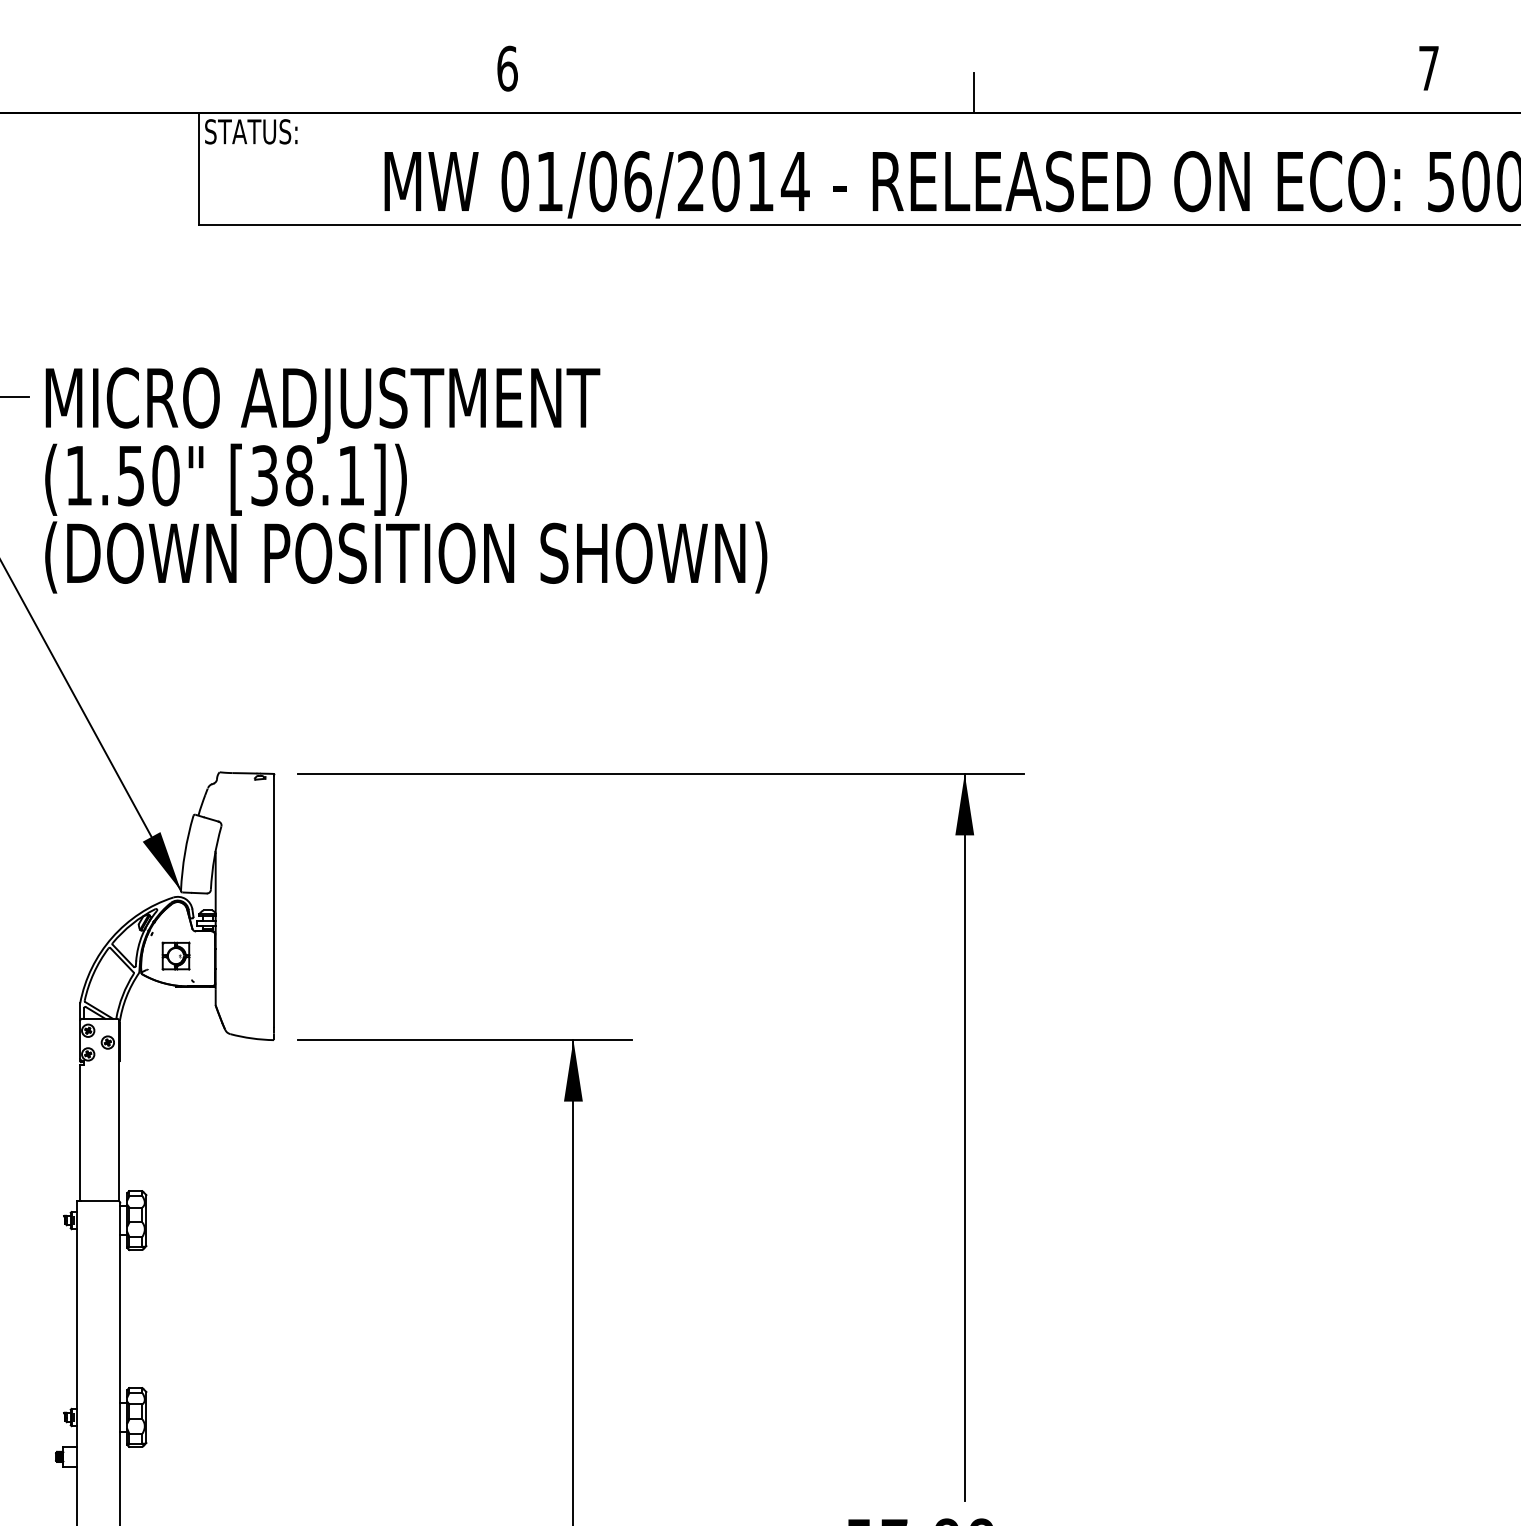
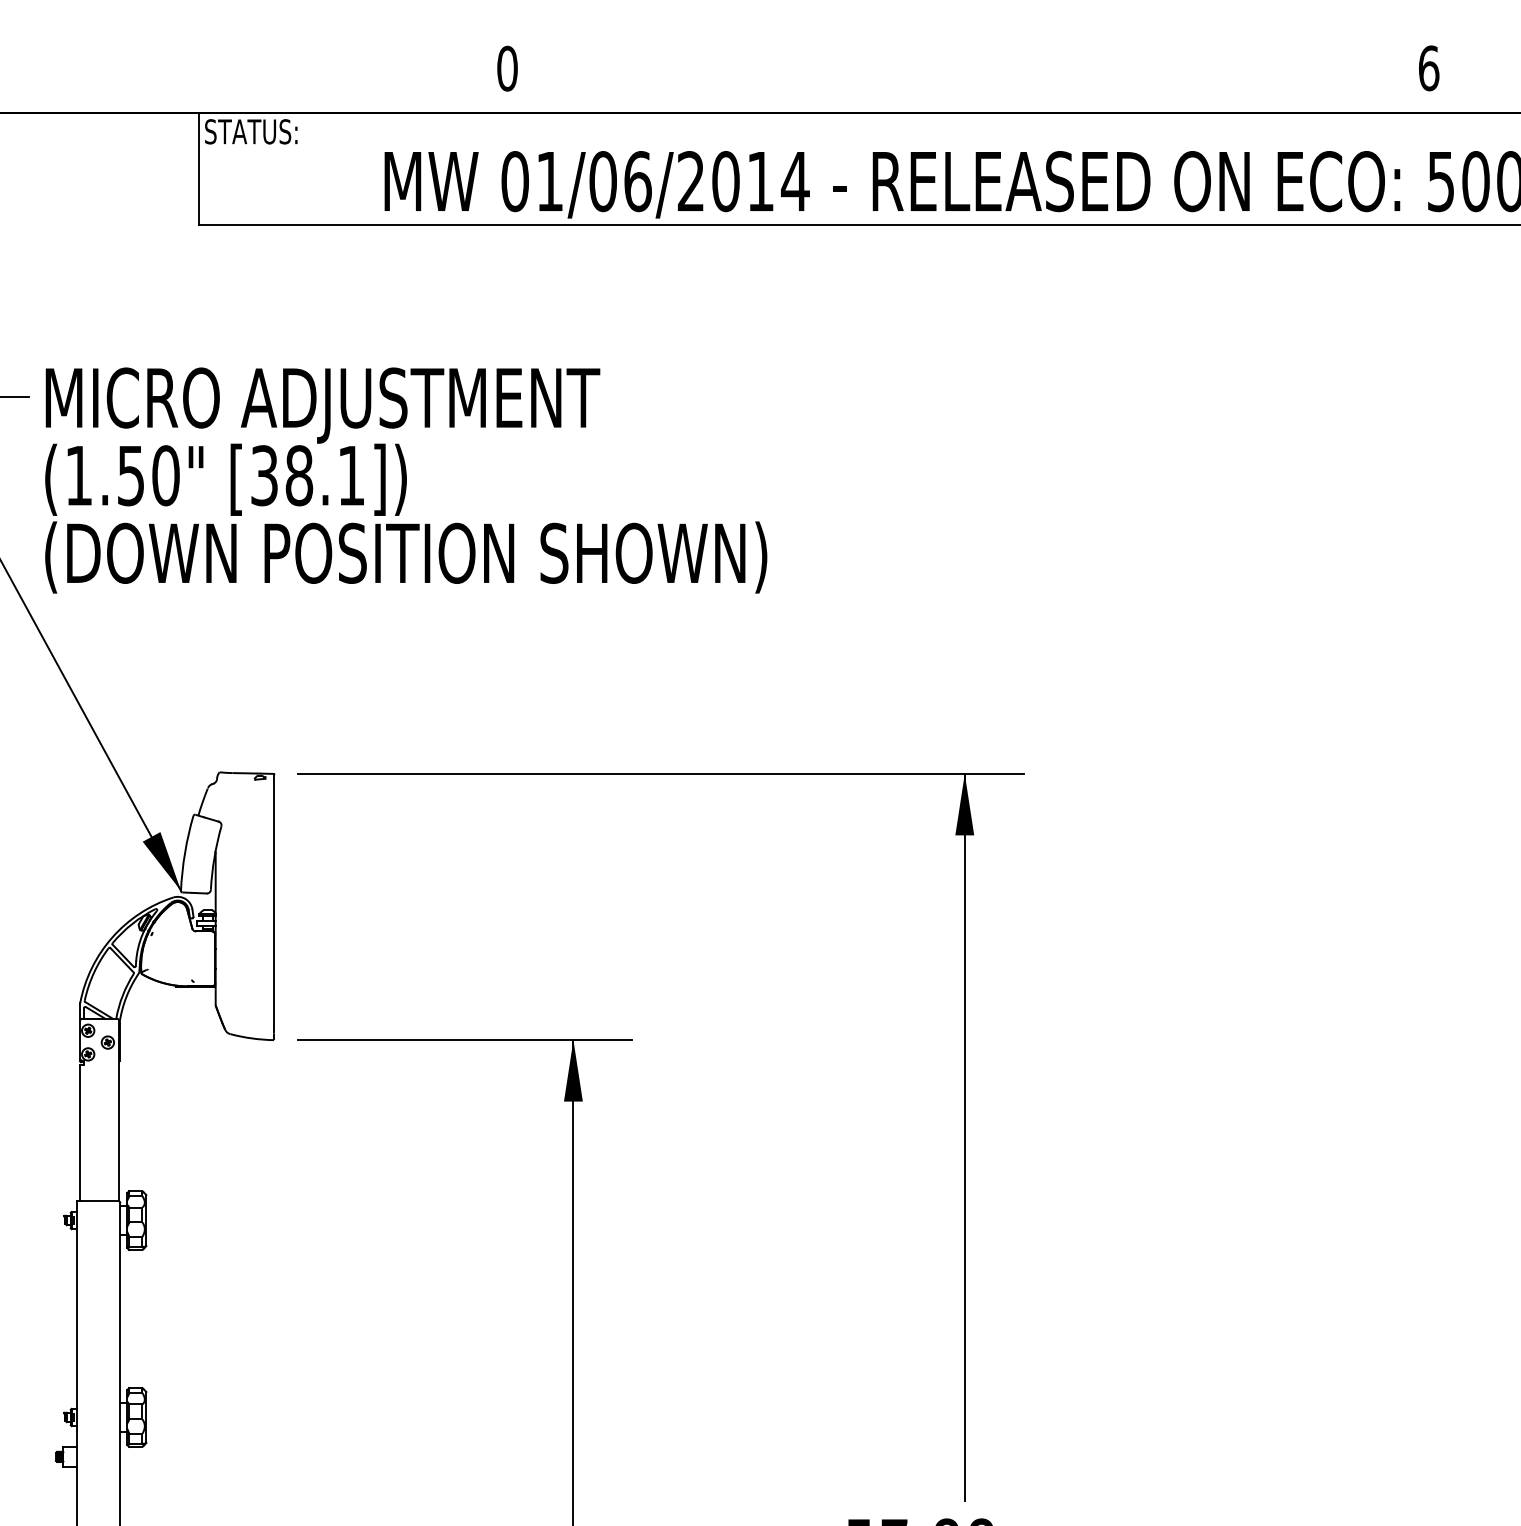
text: 6 -> 0 (507, 68)
text: 7 -> 6 (1429, 68)
line: present -> none (973, 93)
part: present -> none (175, 955)
